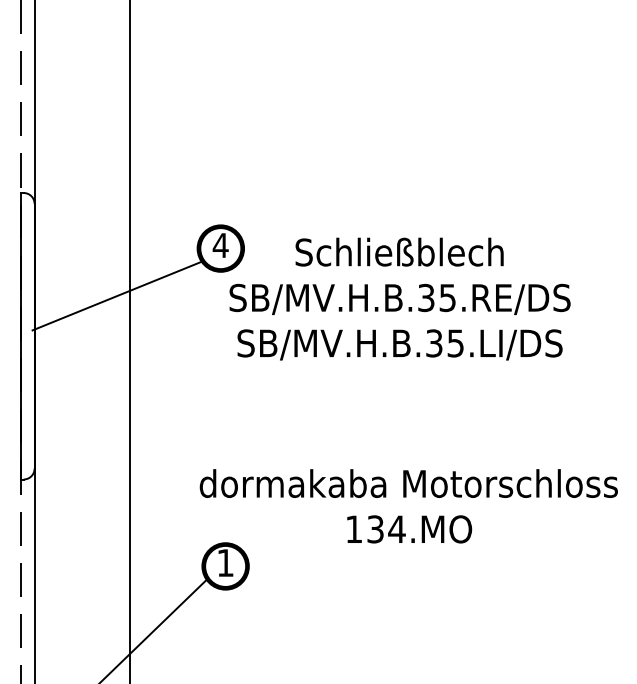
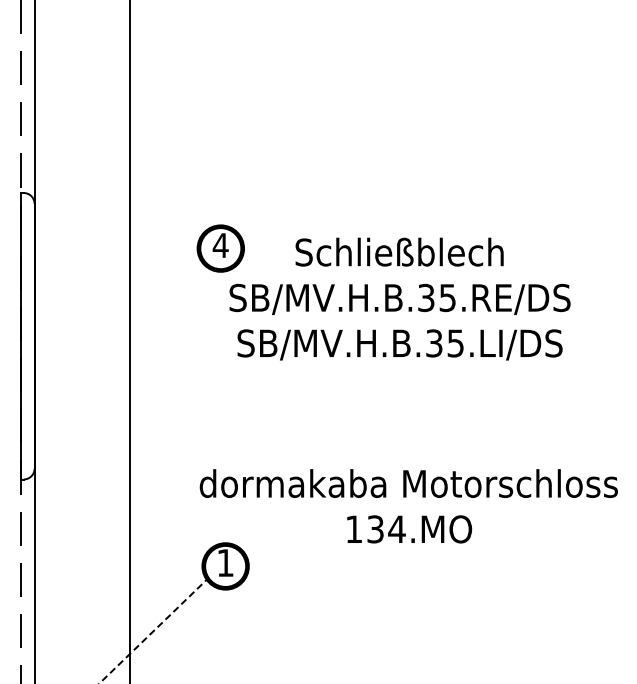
line: present -> none (116, 295)
line: solid -> dashed (152, 631)
